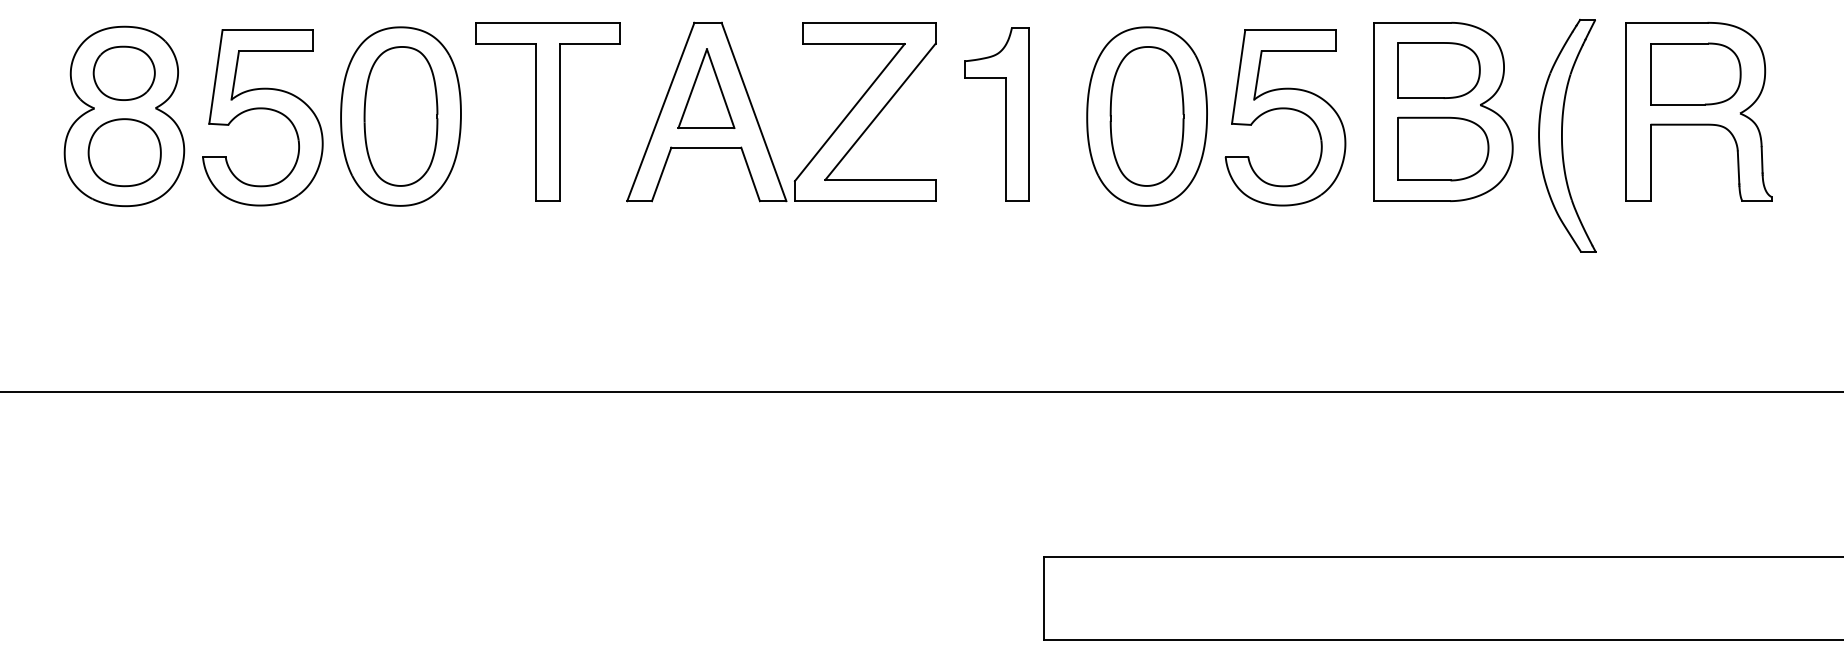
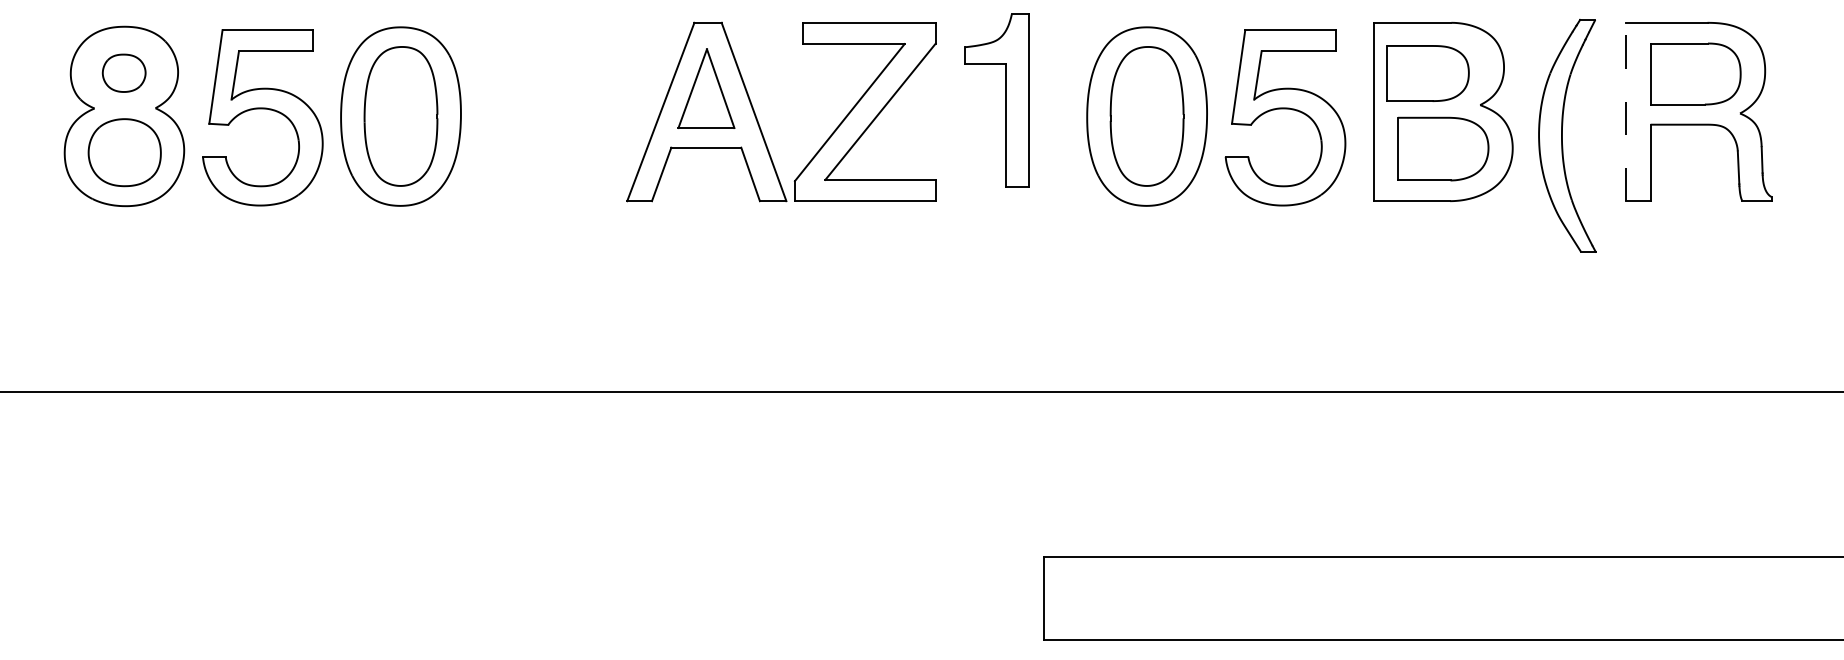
part position: (1438, 70) -> (1427, 73) (1427, 73)
part size: 64x56 px -> 46x40 px (123, 72)
part: present -> none (547, 111)
line: solid -> dashed (1626, 111)
part position: (1005, 114) -> (1005, 100) (1005, 100)
